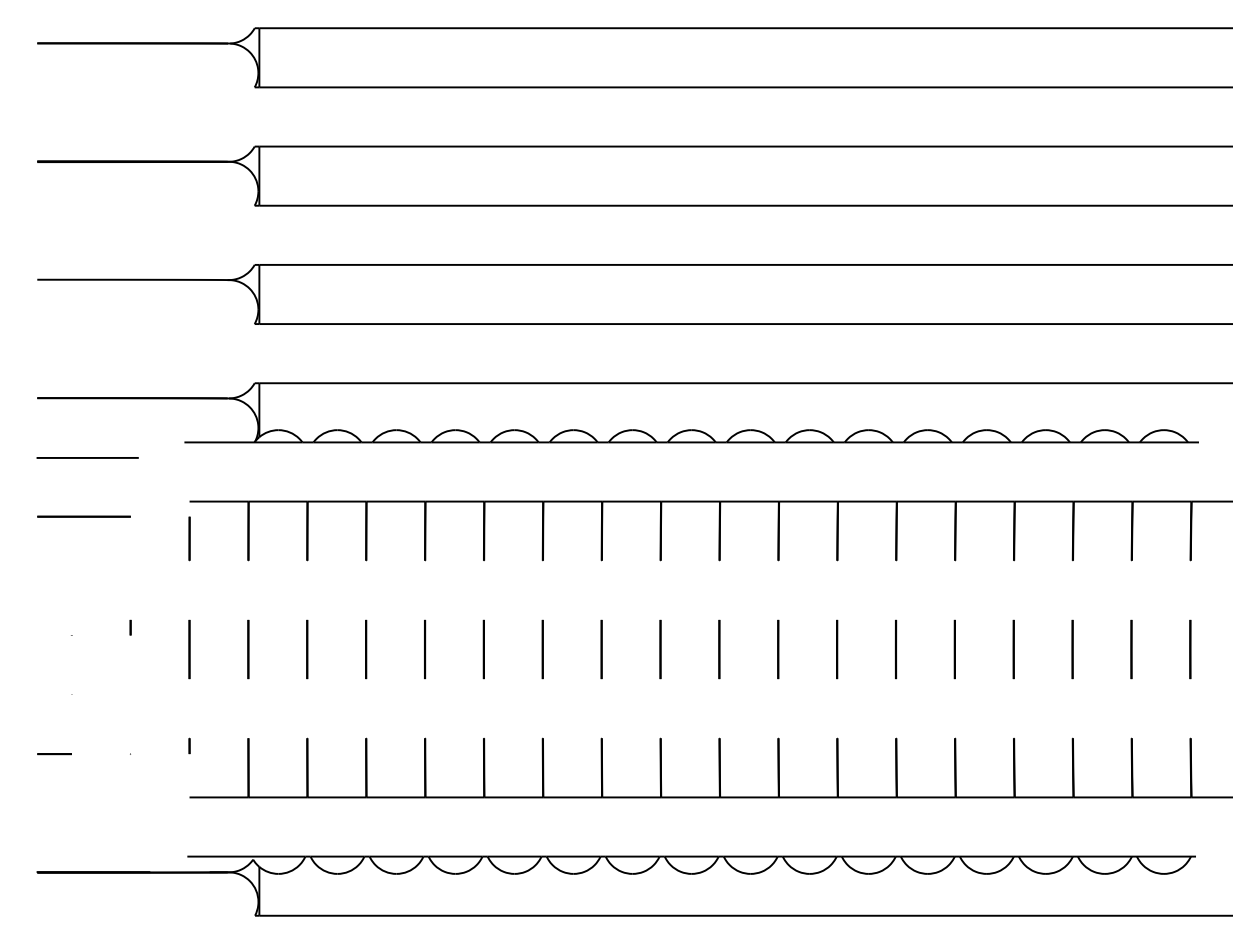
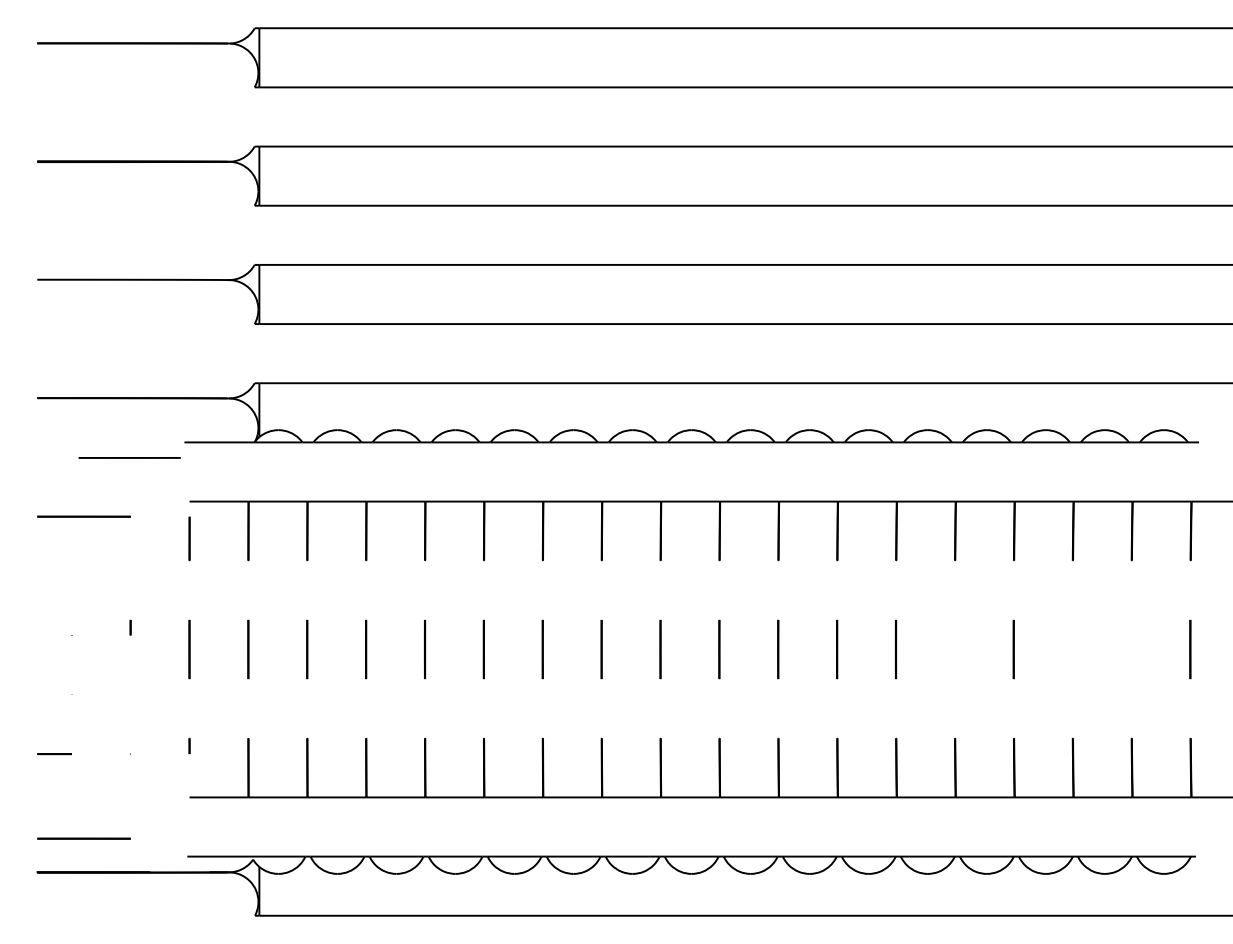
line position: (87, 457) -> (129, 457) (129, 457)
line: present -> none (954, 649)
line: present -> none (1072, 649)
line: present -> none (1131, 649)
line: none -> present (83, 838)
